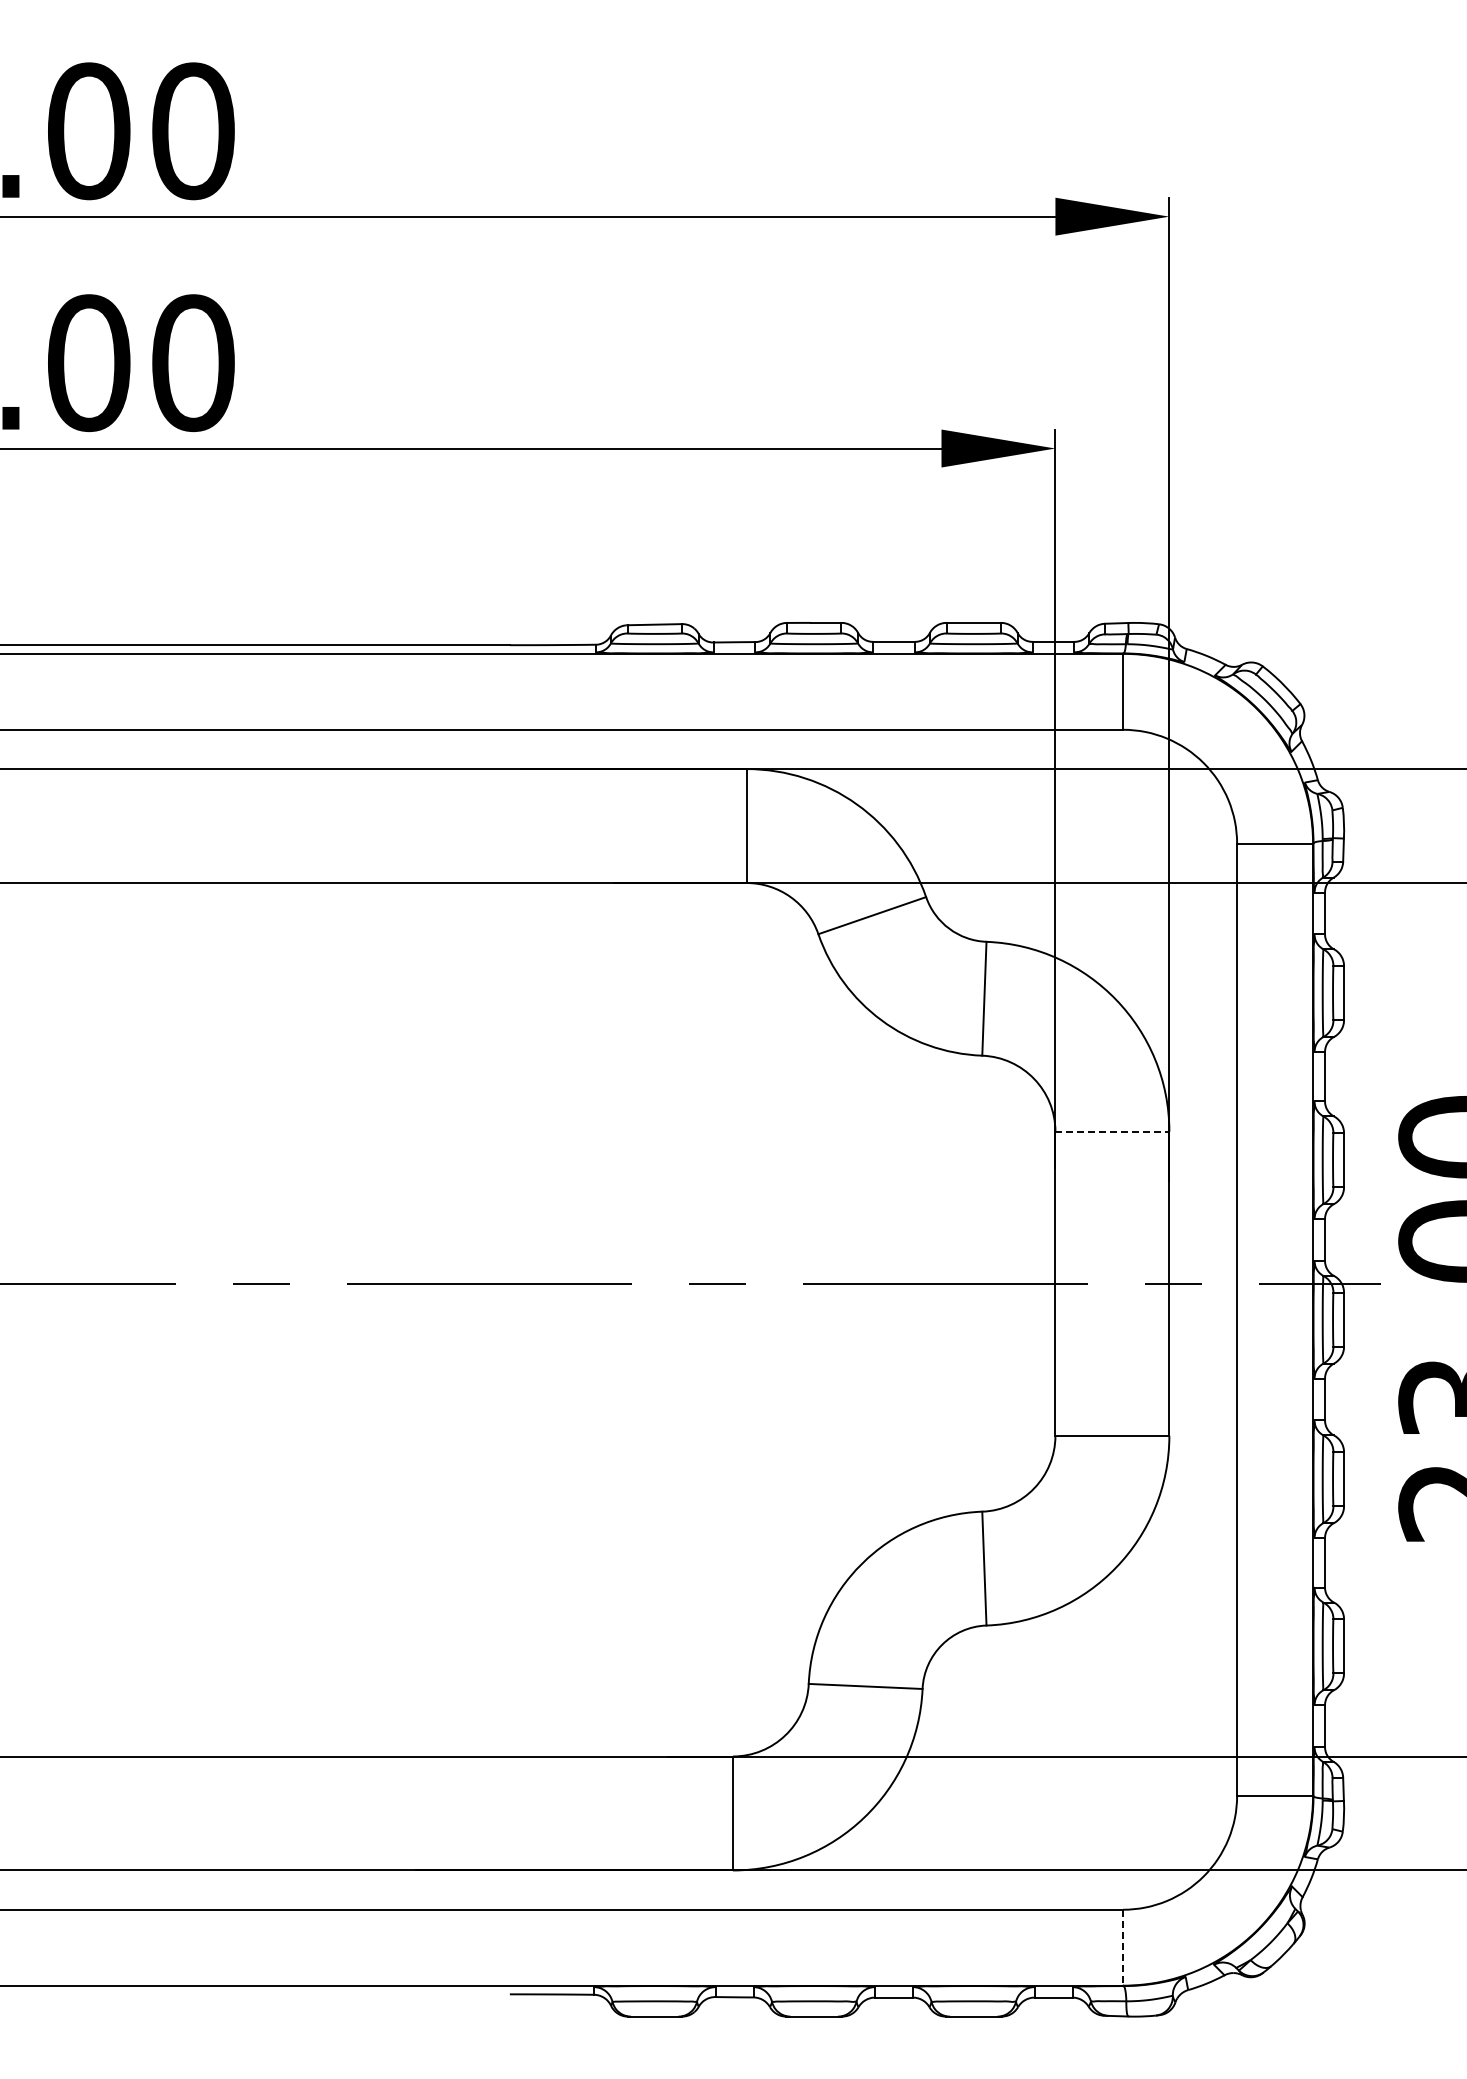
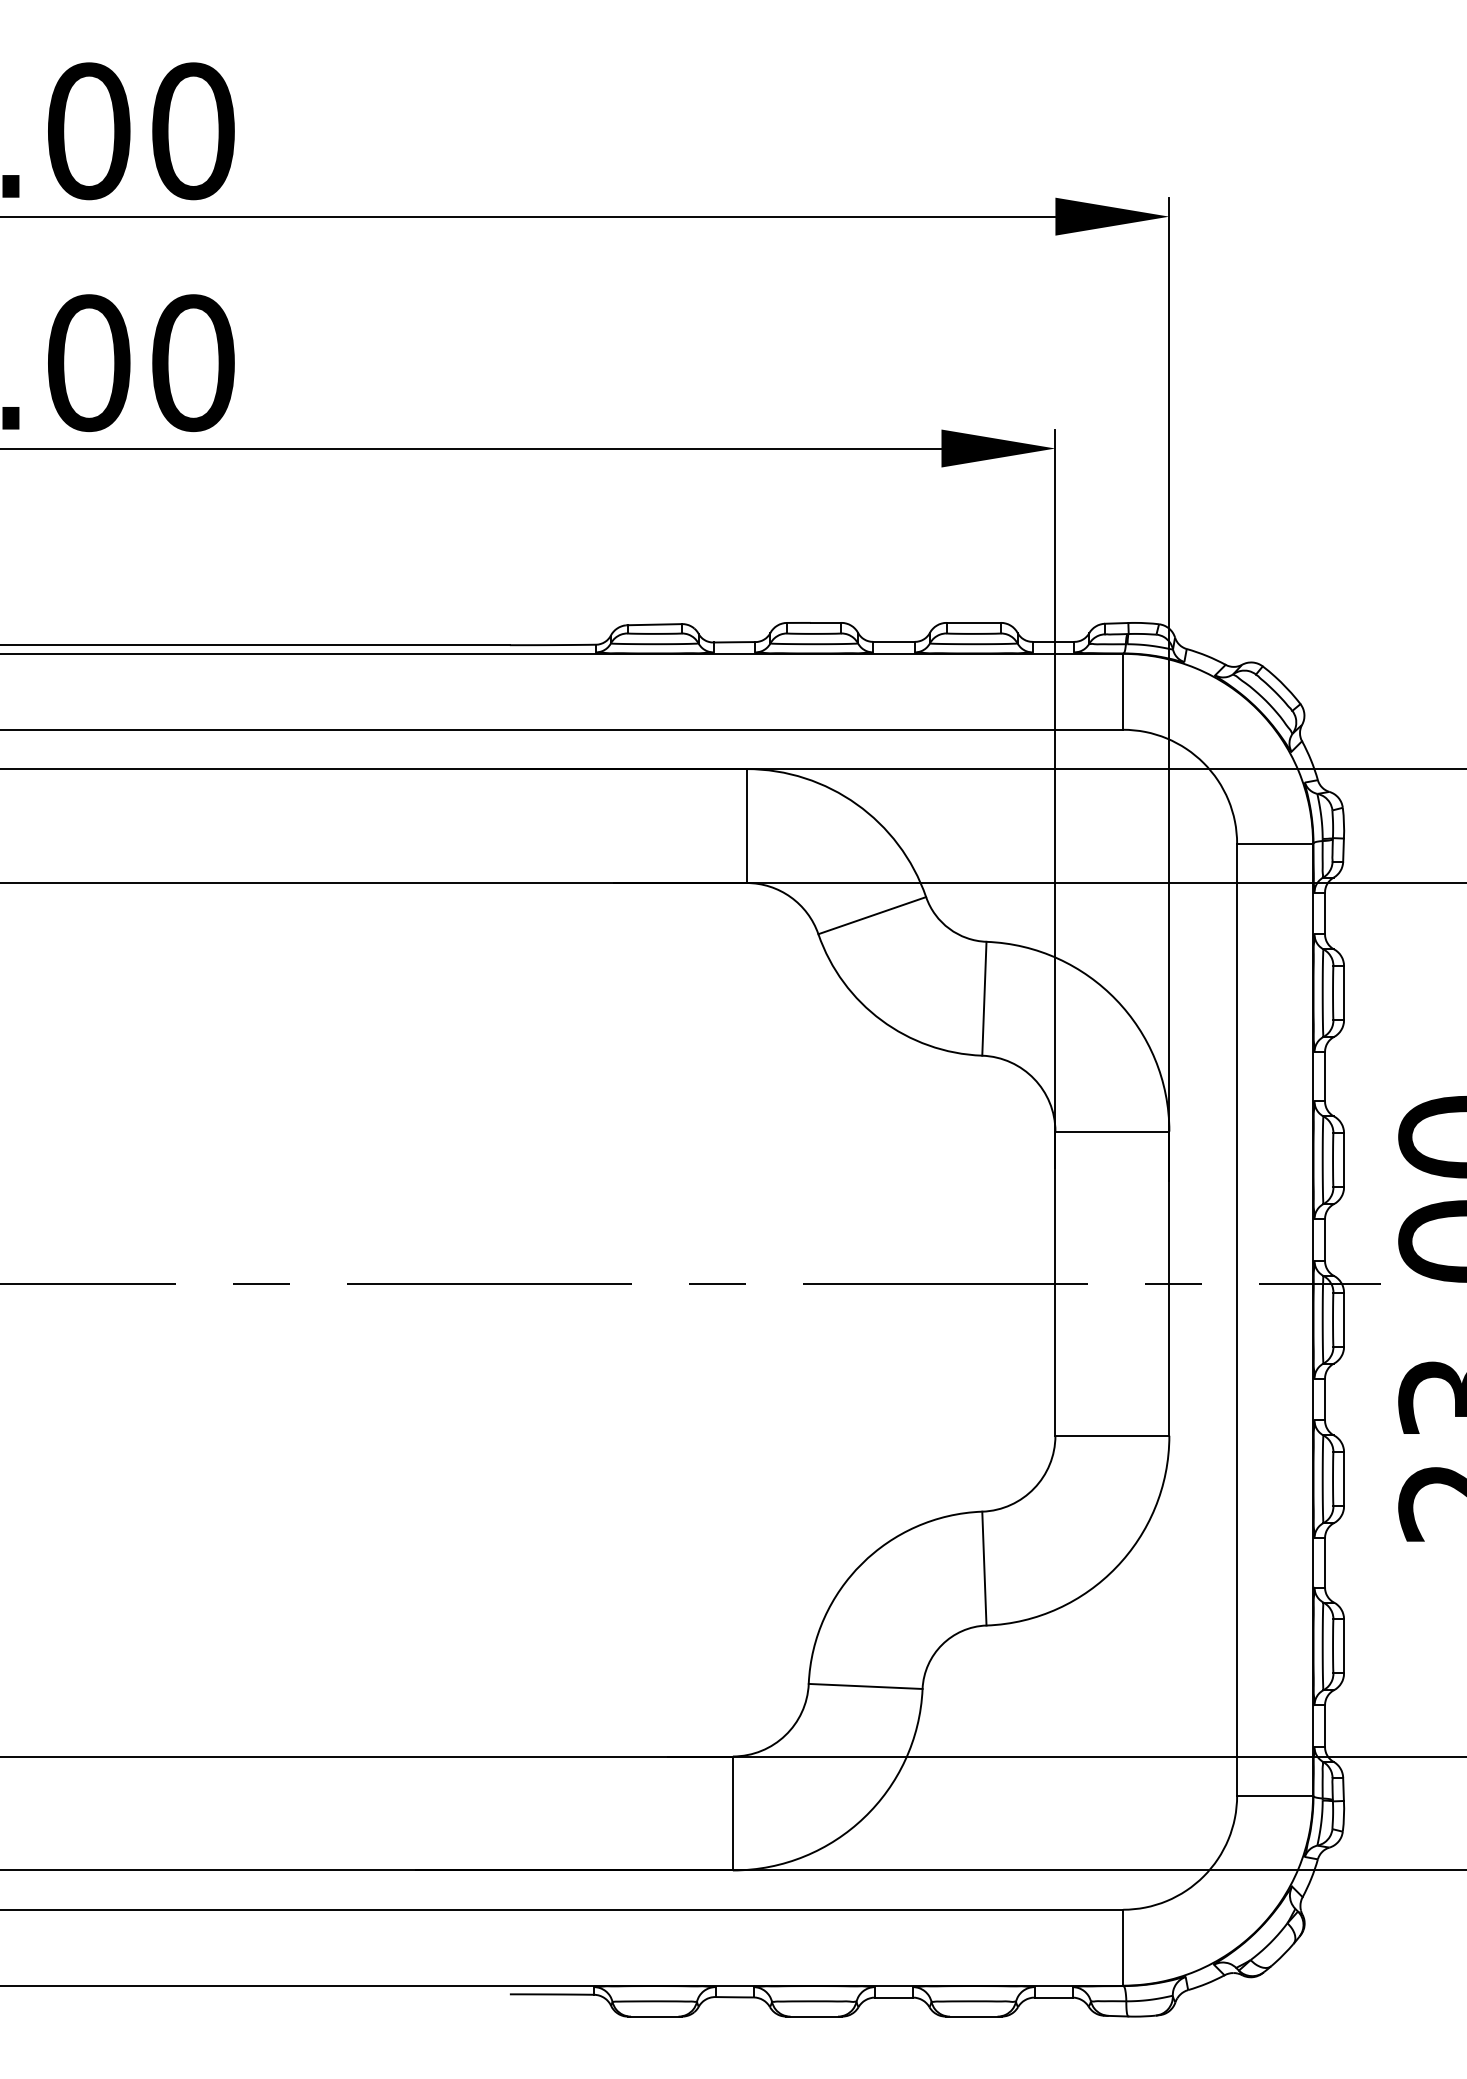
line: dashed -> solid (1112, 1131)
line: dashed -> solid (1123, 1947)
